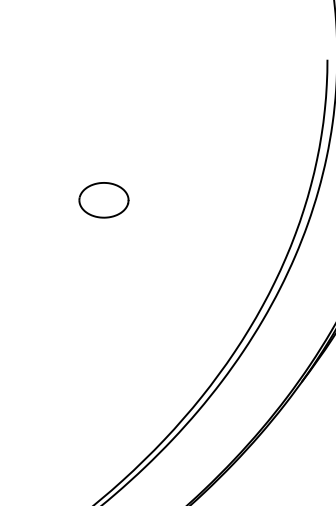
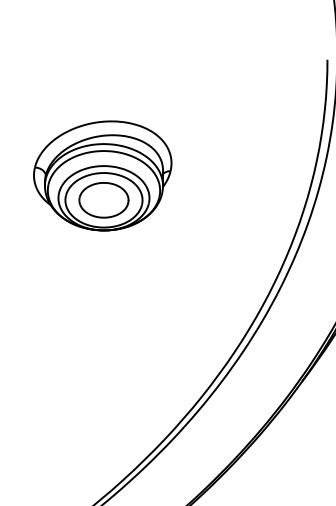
part: none -> present (102, 175)
